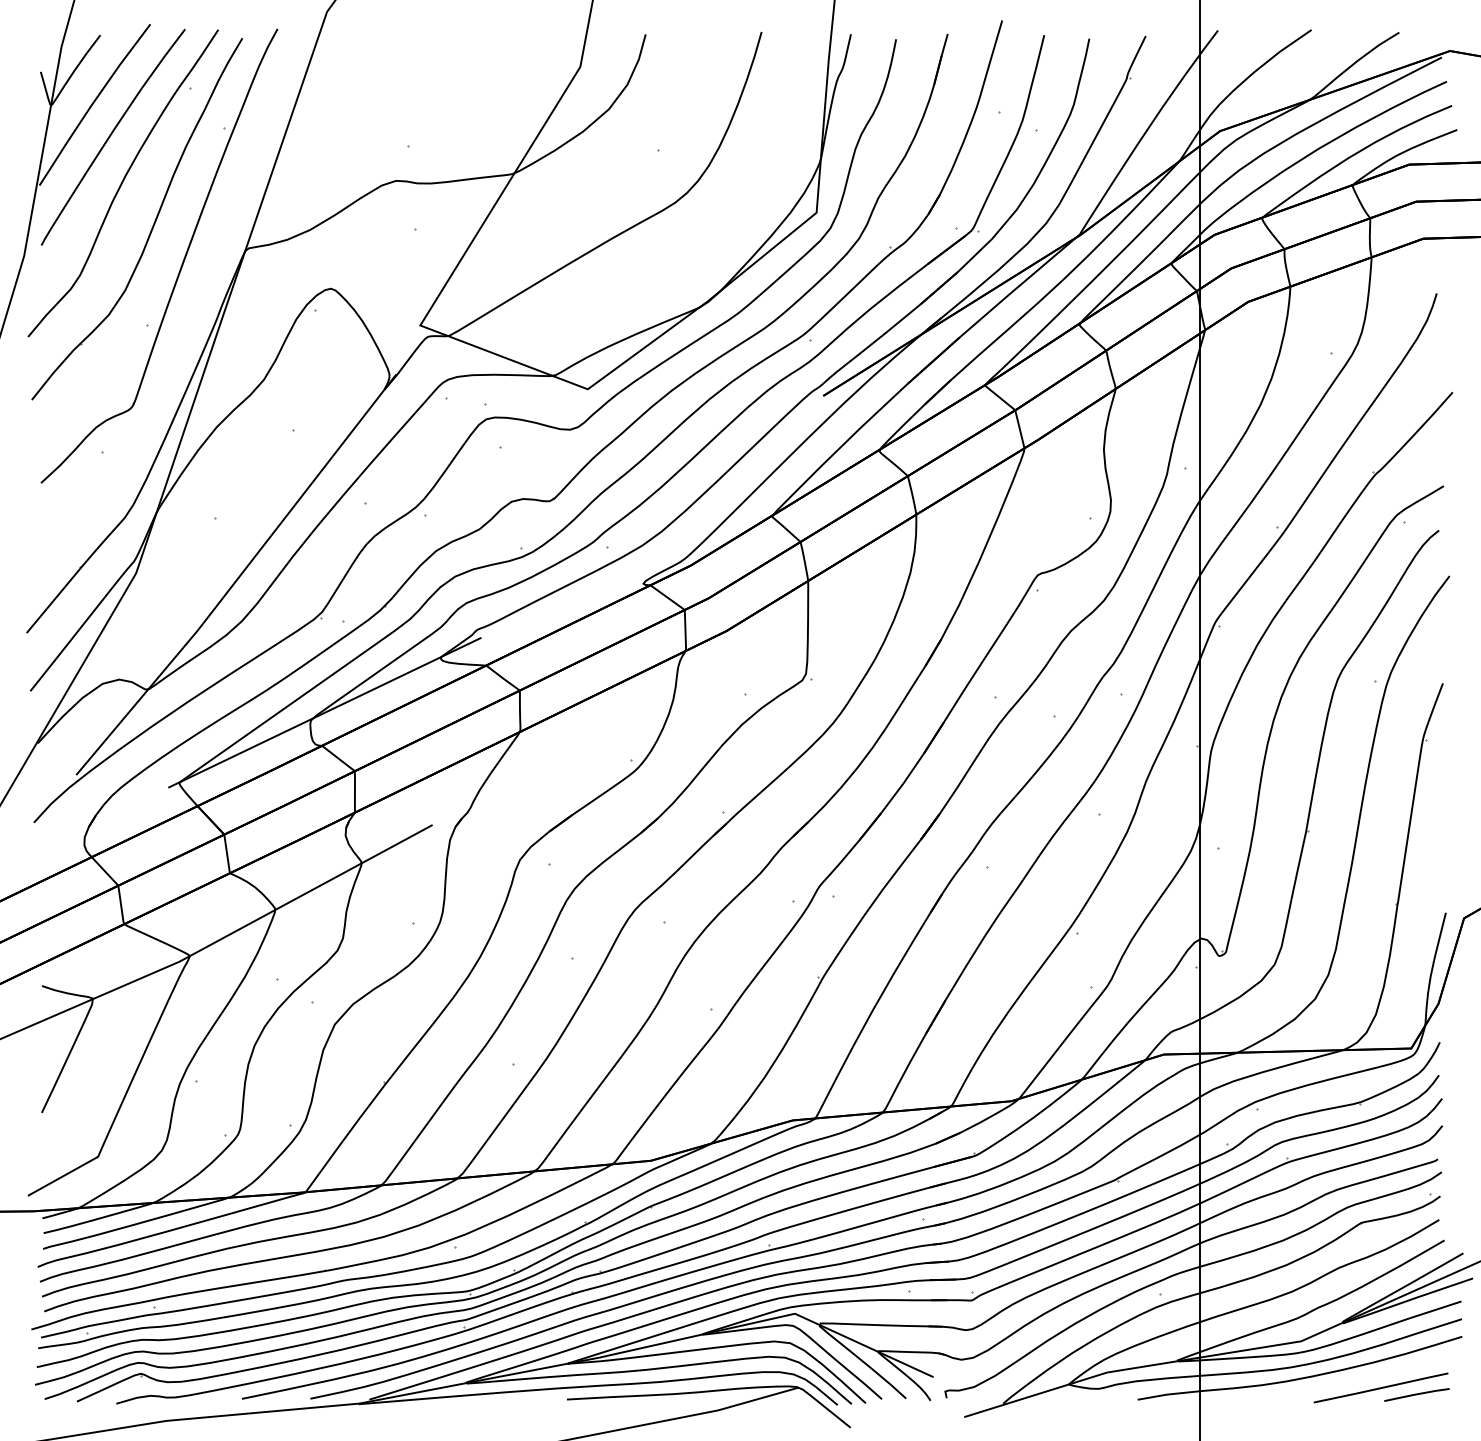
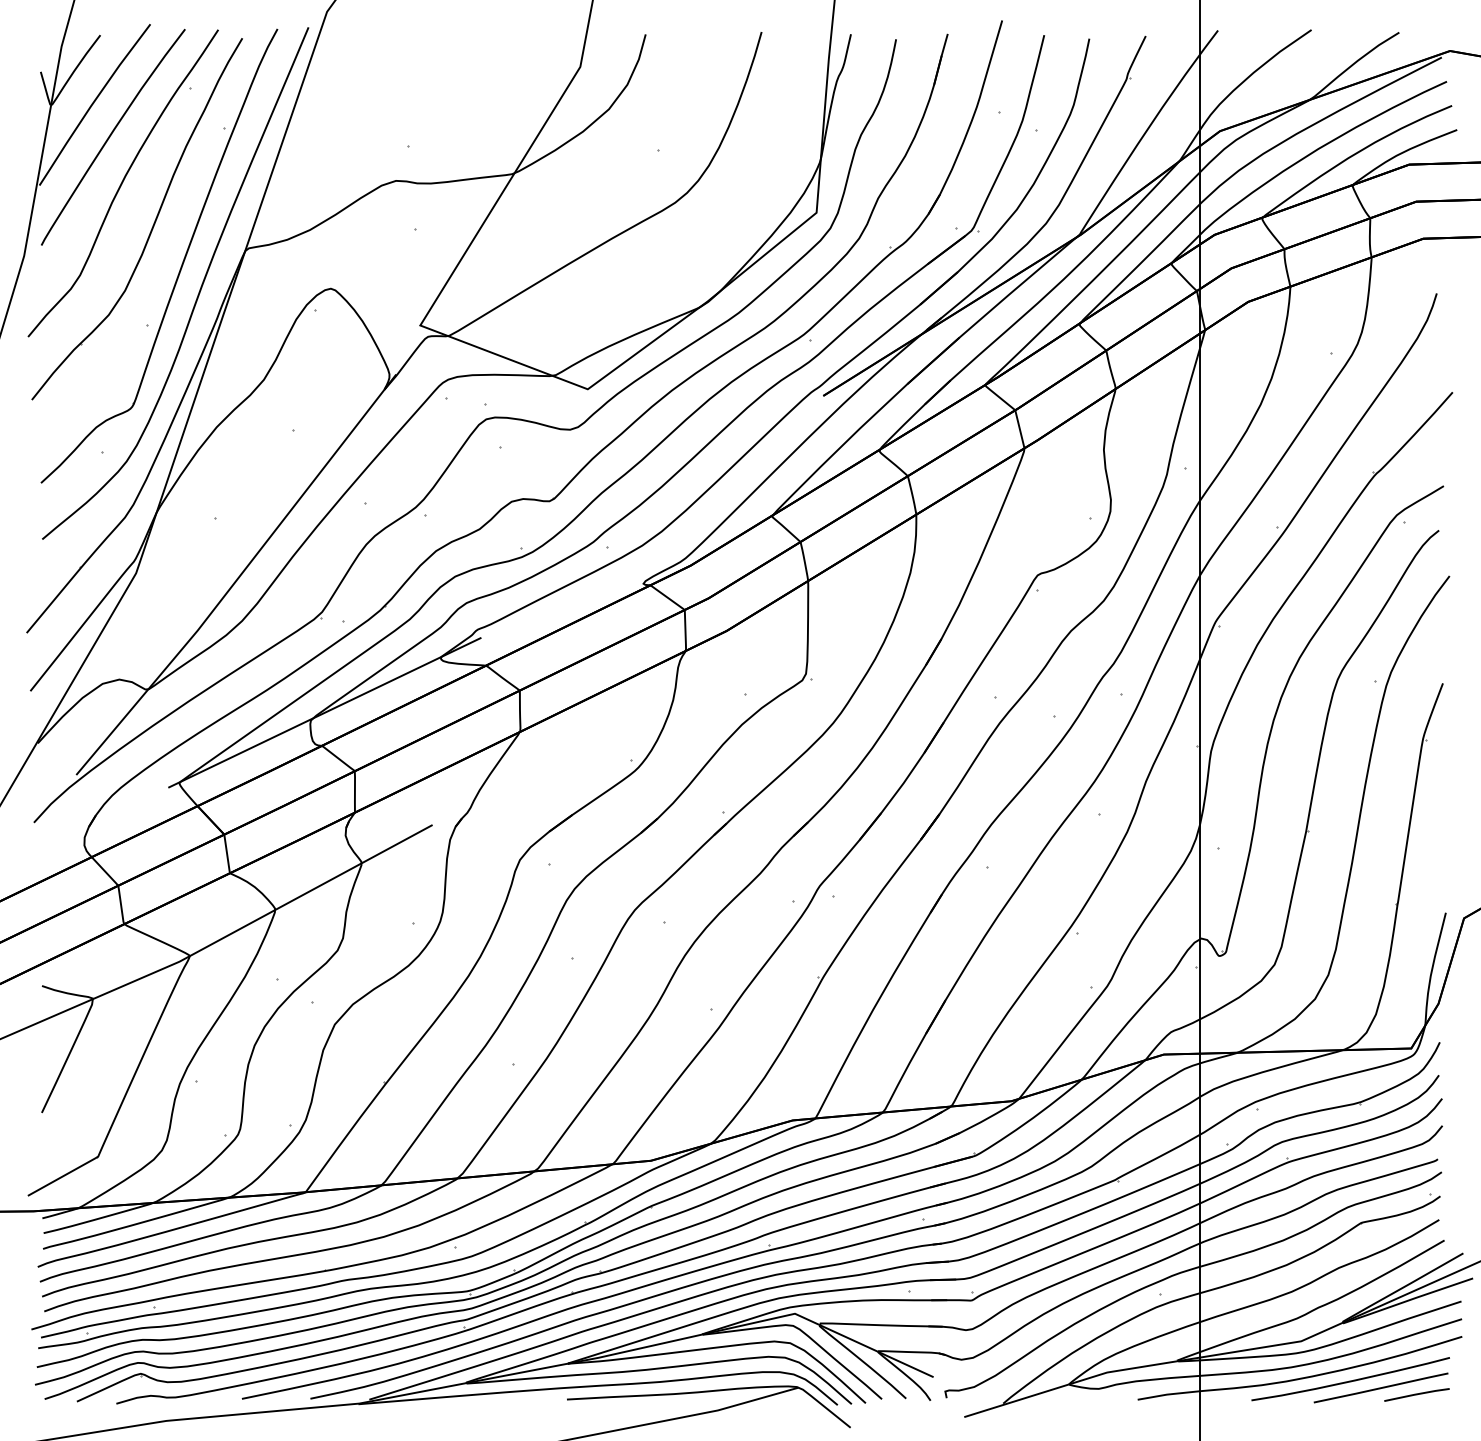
curve: none -> present (197, 294)
curve: none -> present (1350, 1380)
